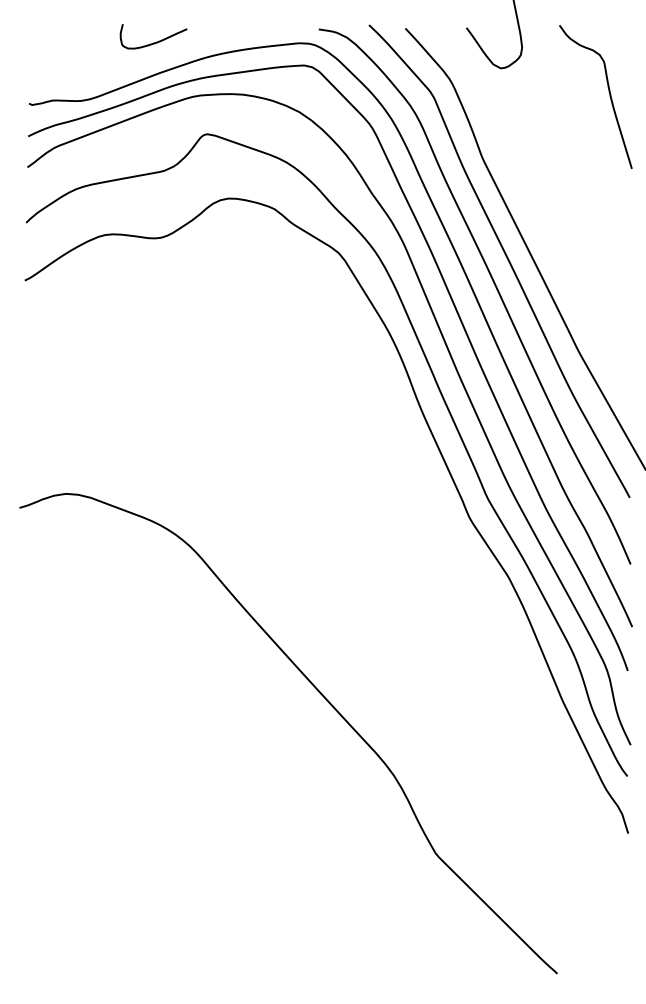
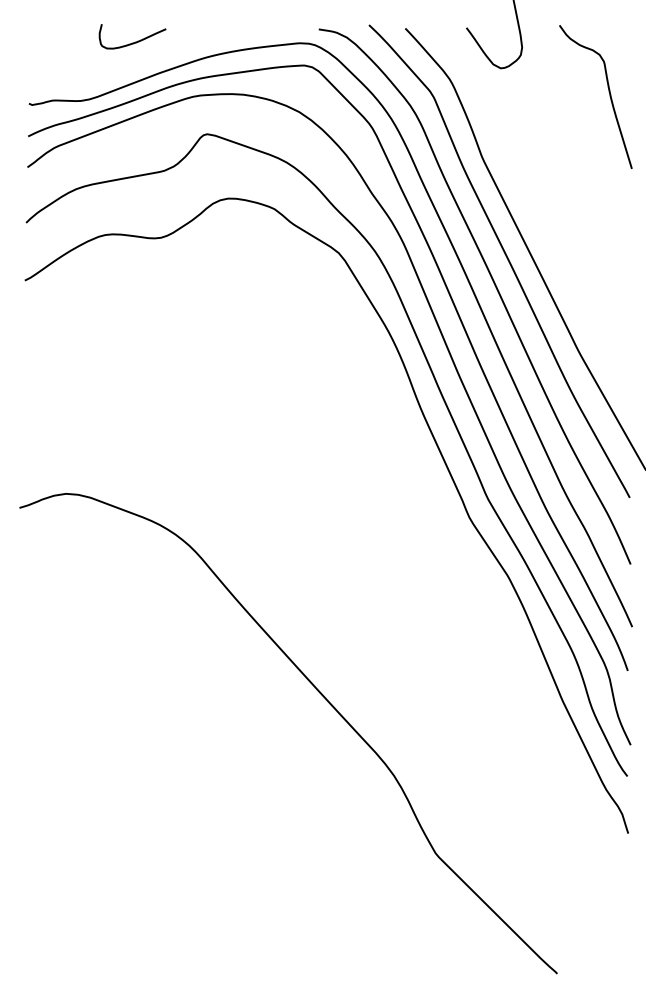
curve position: (156, 41) -> (135, 41) (135, 41)
